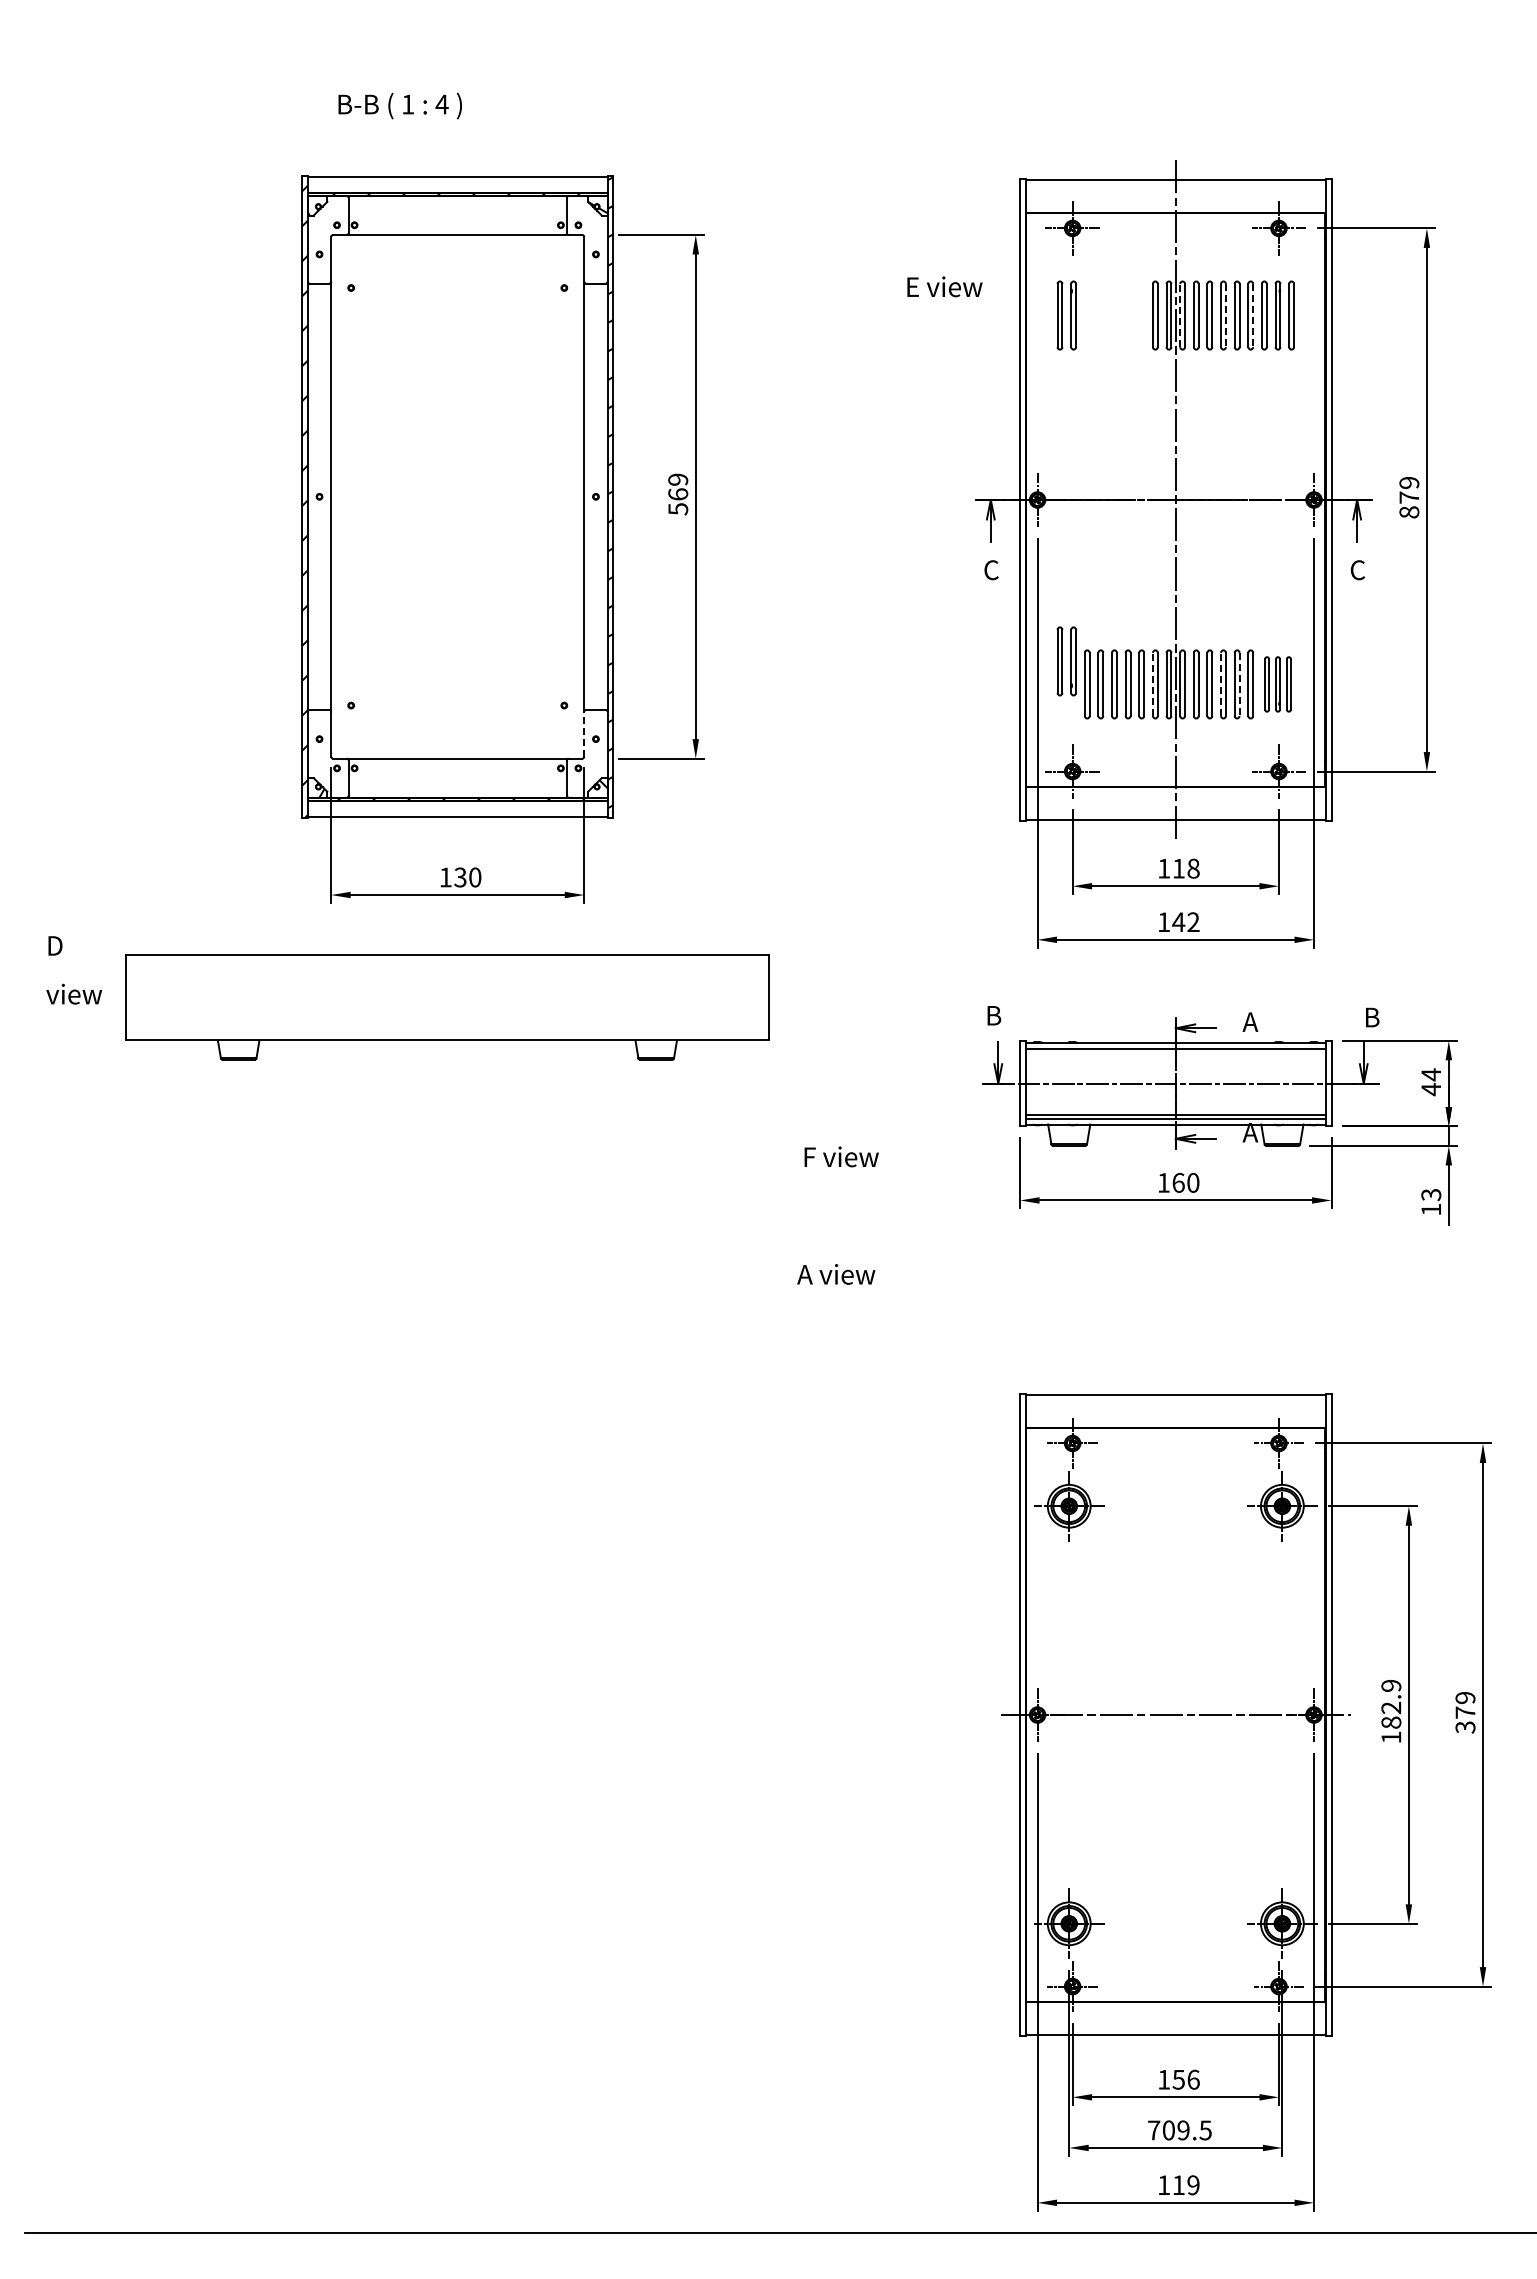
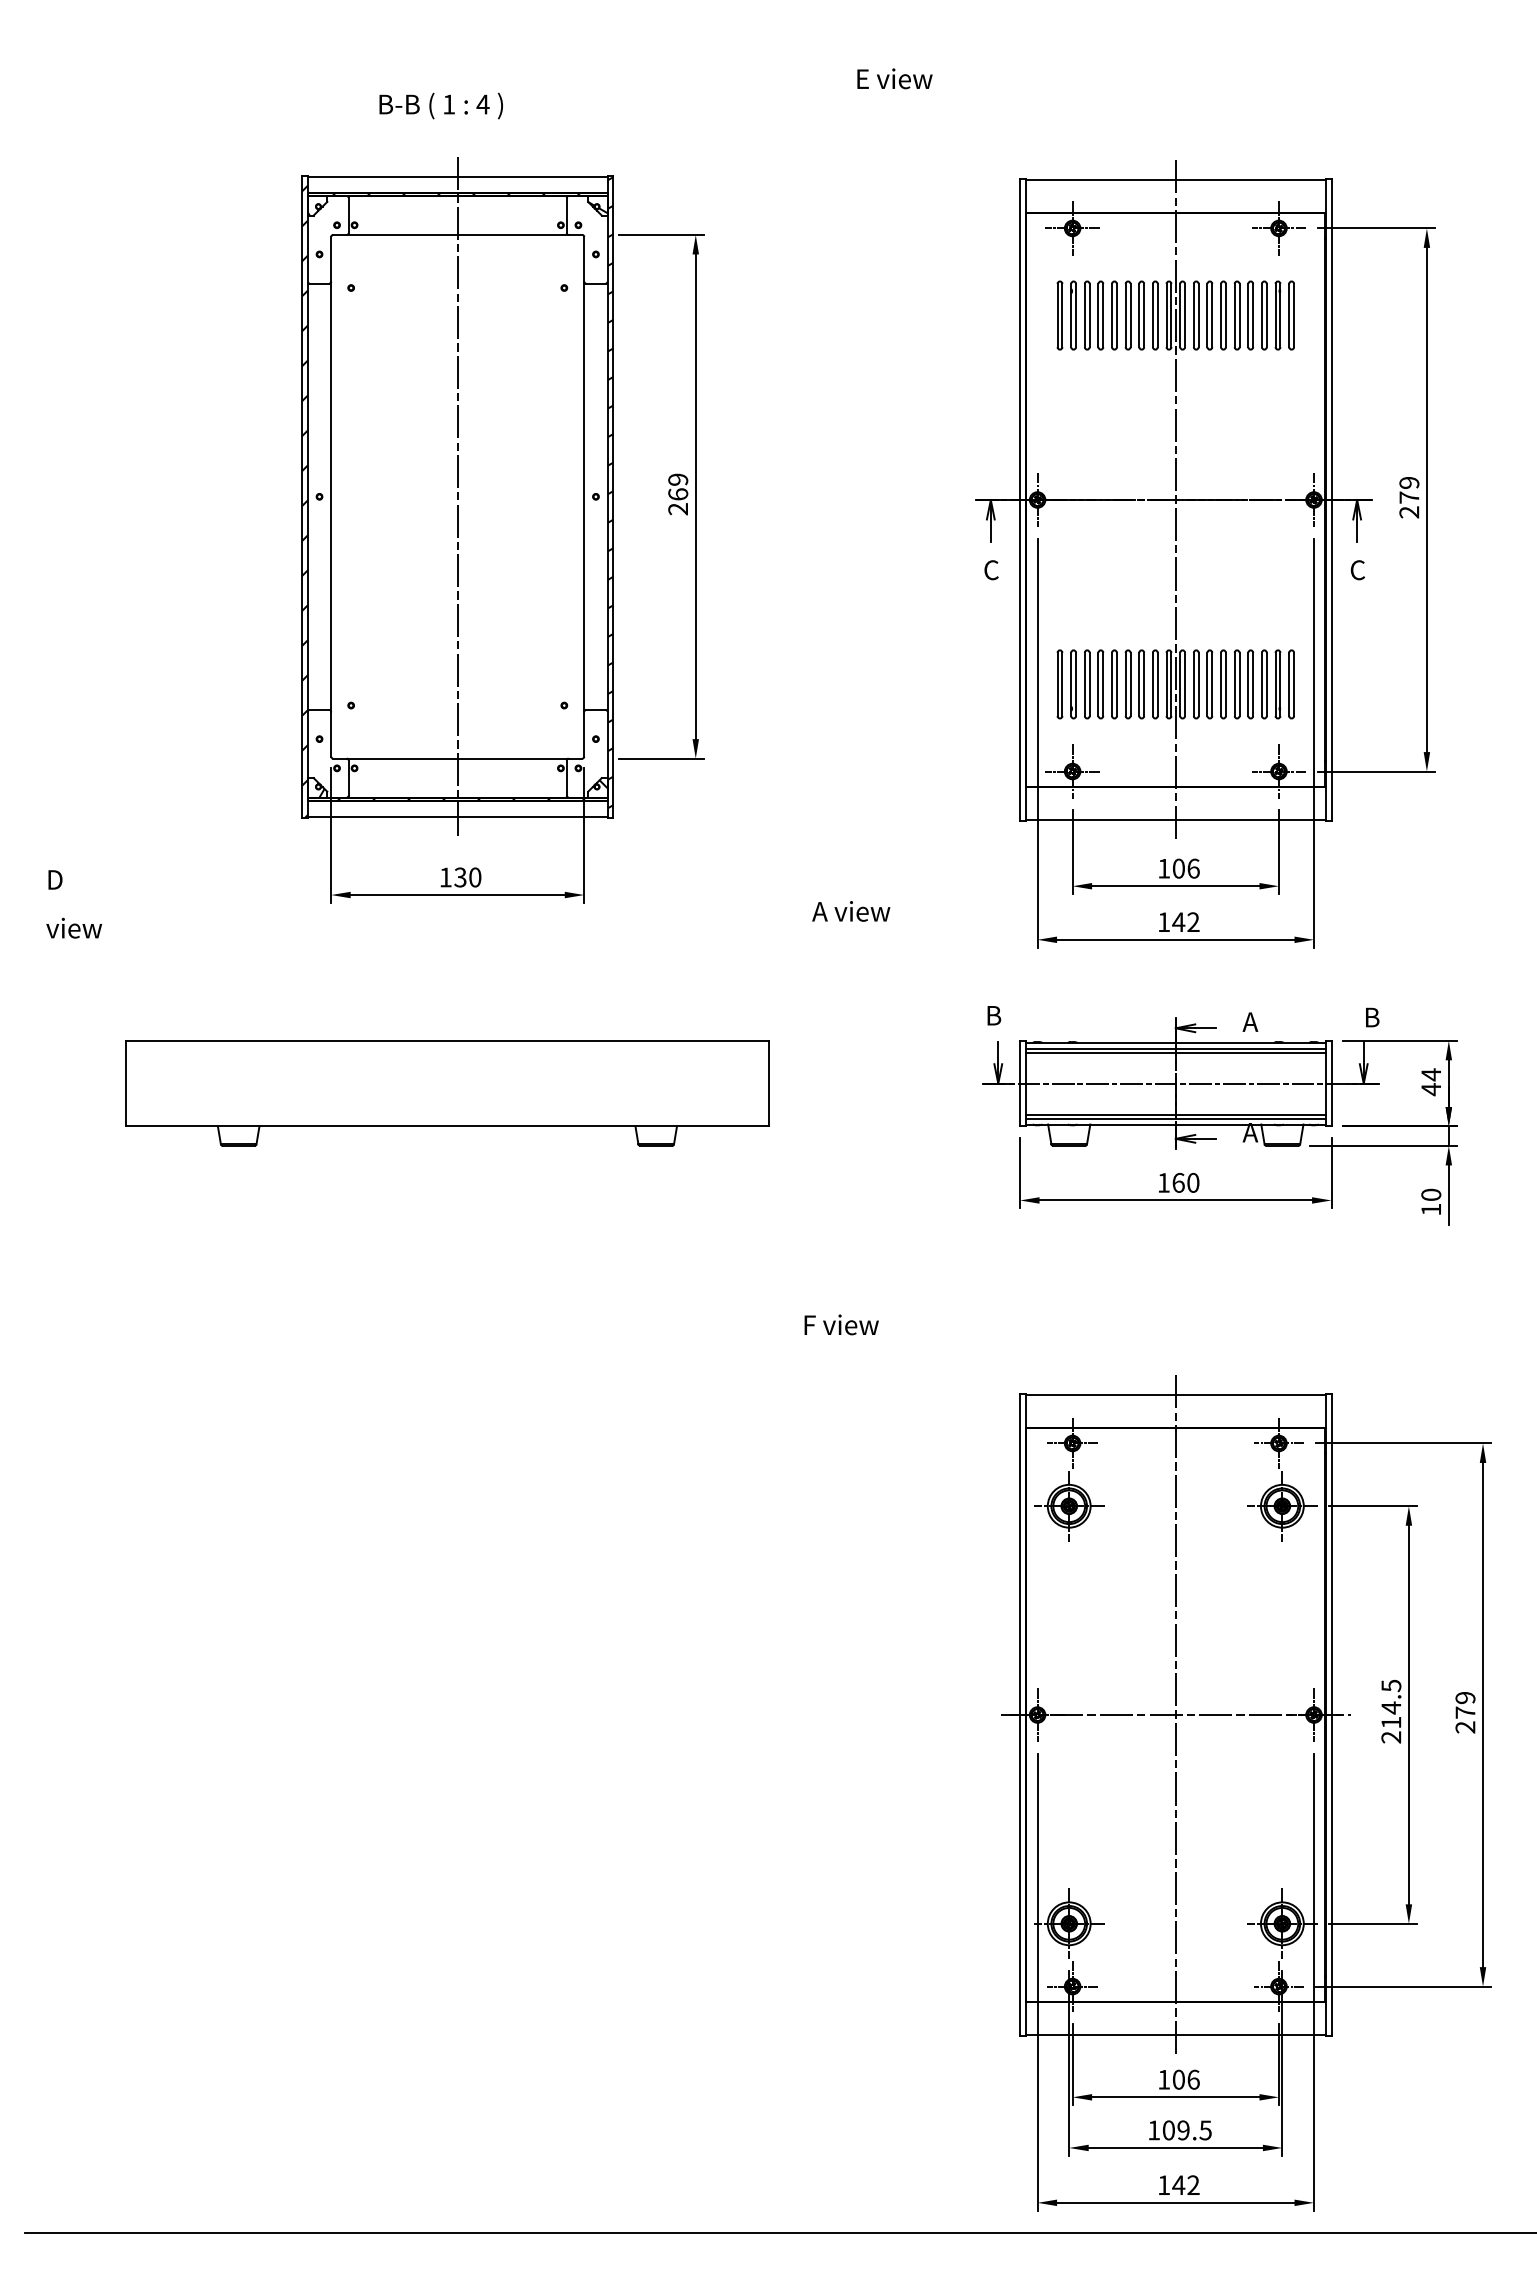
text position: (399, 105) -> (440, 105) (440, 105)
text position: (944, 286) -> (894, 78) (894, 78)
part: none -> present (1114, 315)
line: dashed -> solid (1180, 315)
line: dashed -> solid (1225, 315)
line: dashed -> solid (1253, 315)
line: none -> present (457, 496)
text: 569 -> 269 (678, 509)
text: 879 -> 279 (1409, 512)
part position: (1066, 661) -> (1066, 684) (1066, 684)
line: dashed -> solid (1152, 684)
line: dashed -> solid (1221, 684)
line: dashed -> solid (1239, 684)
part size: 28x57 px -> 34x71 px (1277, 684)
line: dashed -> solid (584, 733)
text: 118 -> 106 (1186, 868)
text position: (74, 970) -> (74, 904) (74, 904)
part position: (447, 1007) -> (447, 1093) (447, 1093)
line: none -> present (1175, 1052)
text position: (841, 1156) -> (841, 1324) (841, 1324)
text: 13 -> 10 (1431, 1194)
text position: (836, 1274) -> (851, 911) (851, 911)
text: 182.9 -> 214.5 (1391, 1711)
line: none -> present (1175, 1714)
text: 379 -> 279 (1465, 1727)
text: 156 -> 106 (1178, 2079)
text: 709.5 -> 109.5 (1154, 2130)
text: 119 -> 142 (1185, 2185)
